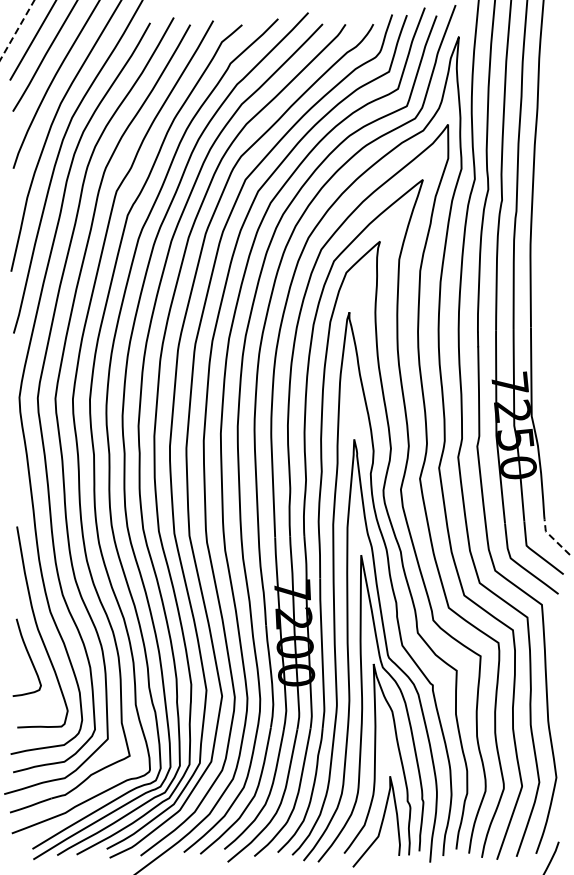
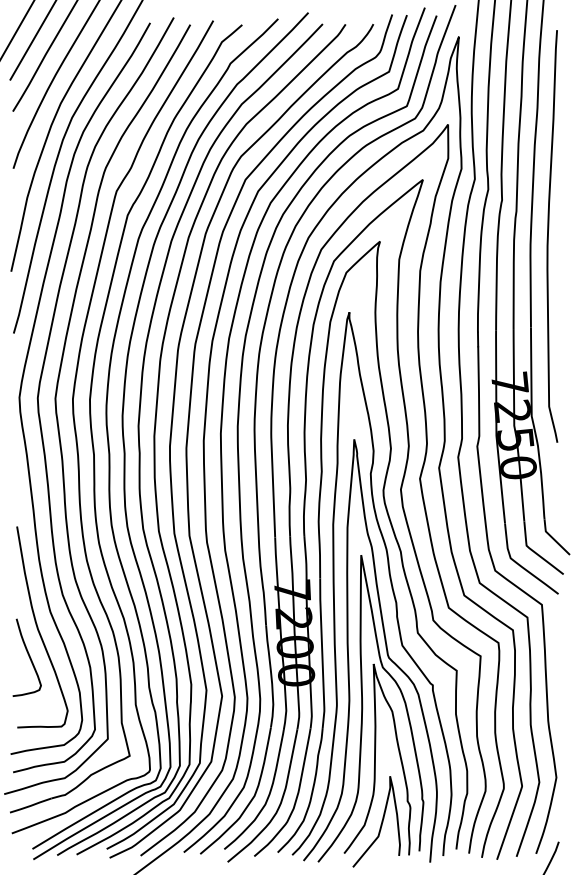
line: dashed -> solid (17, 30)
curve: none -> present (548, 236)
line: dashed -> solid (552, 537)
